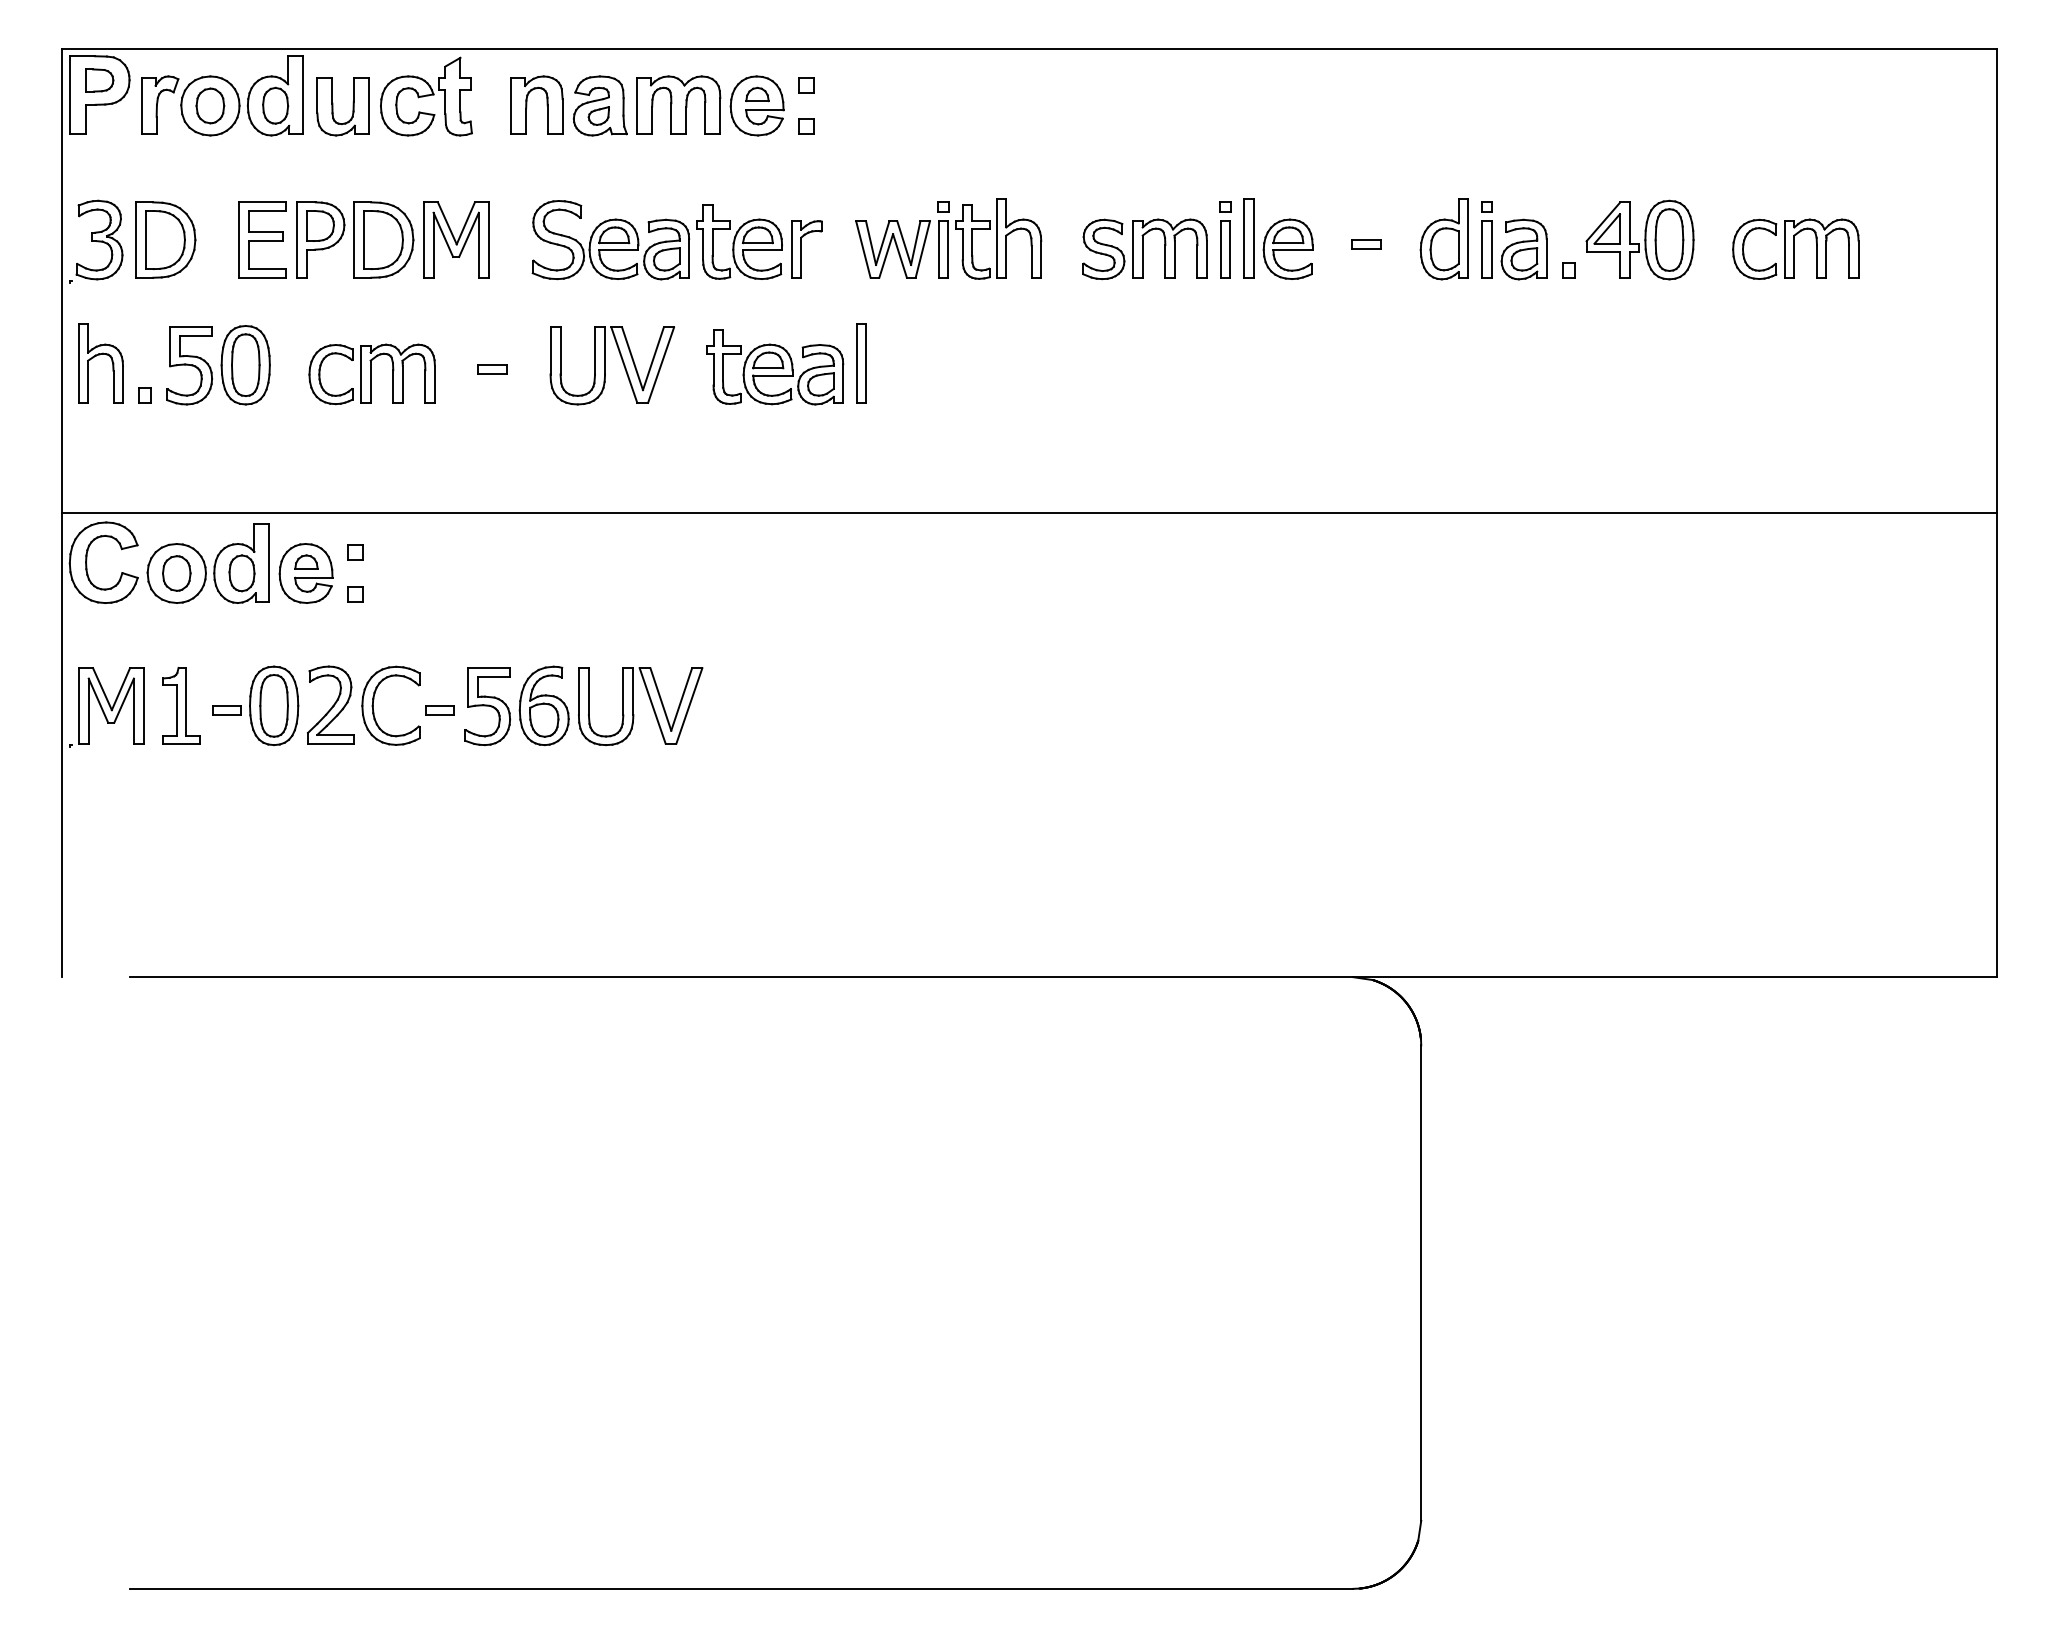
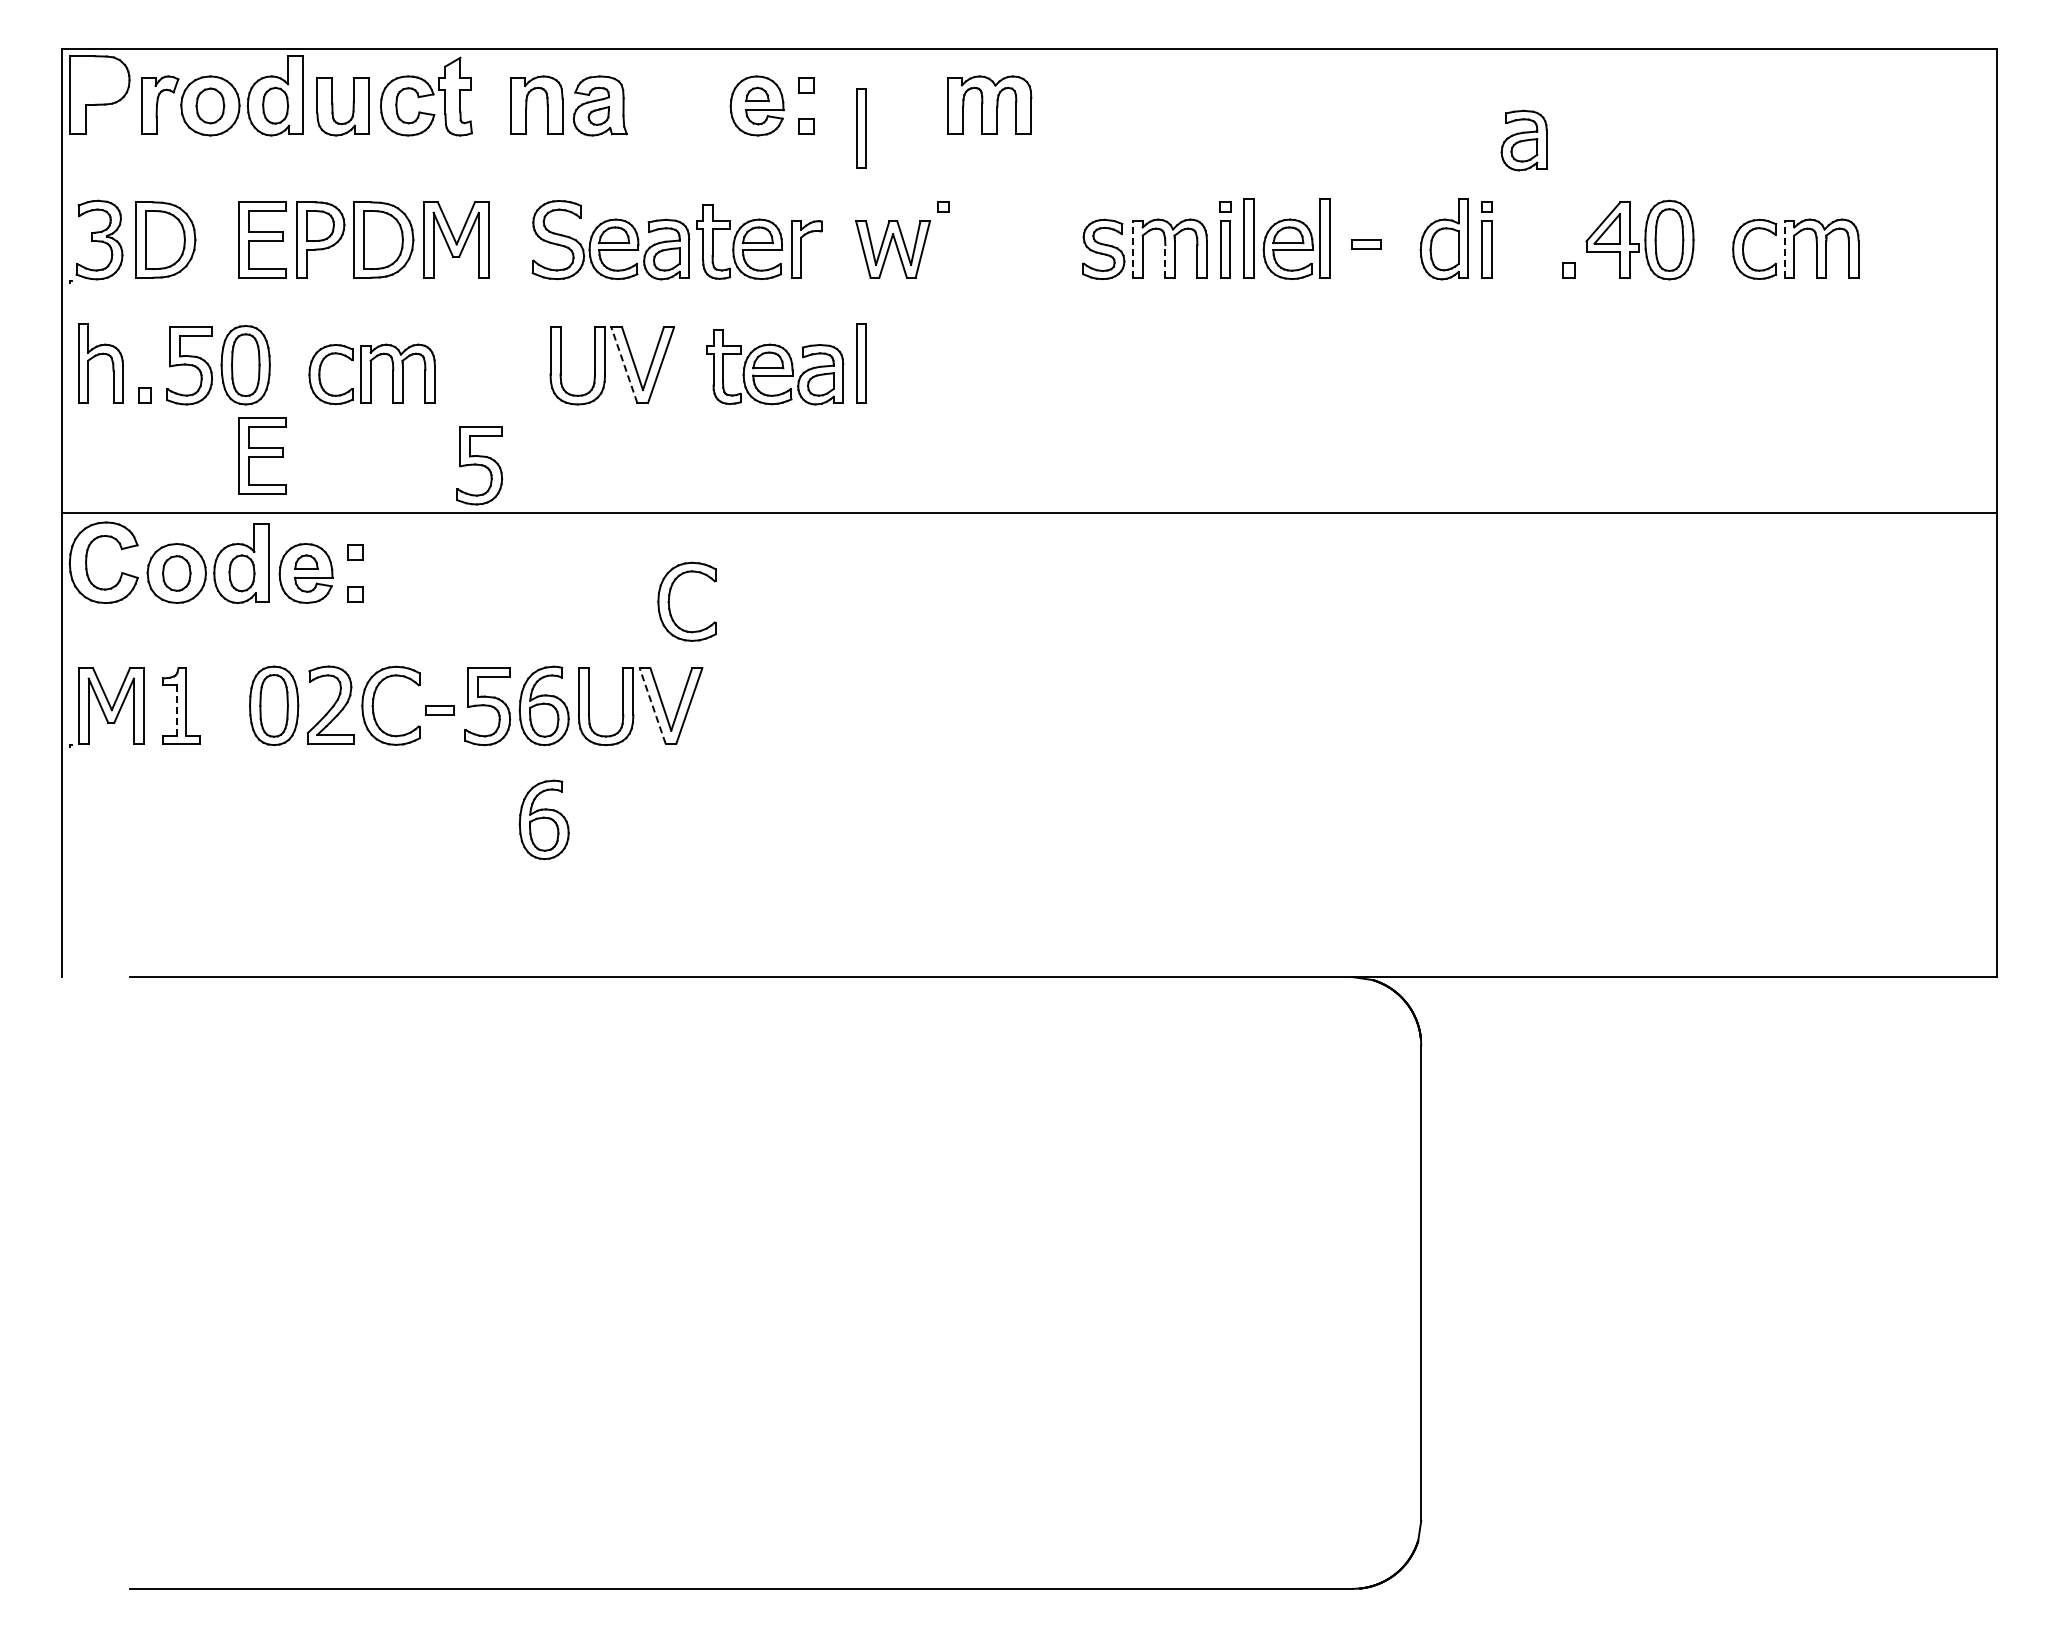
part: present -> none (99, 80)
part position: (678, 104) -> (989, 104) (989, 104)
part: none -> present (861, 128)
part: present -> none (990, 238)
part: none -> present (1324, 238)
line: solid -> dashed (1133, 248)
line: solid -> dashed (1784, 248)
part position: (1523, 249) -> (1523, 140) (1523, 140)
line: solid -> dashed (1165, 260)
line: solid -> dashed (624, 365)
part: present -> none (492, 369)
part: none -> present (262, 455)
part: none -> present (479, 465)
part: none -> present (669, 601)
line: solid -> dashed (652, 705)
line: solid -> dashed (176, 710)
part: present -> none (226, 710)
part: none -> present (543, 819)
